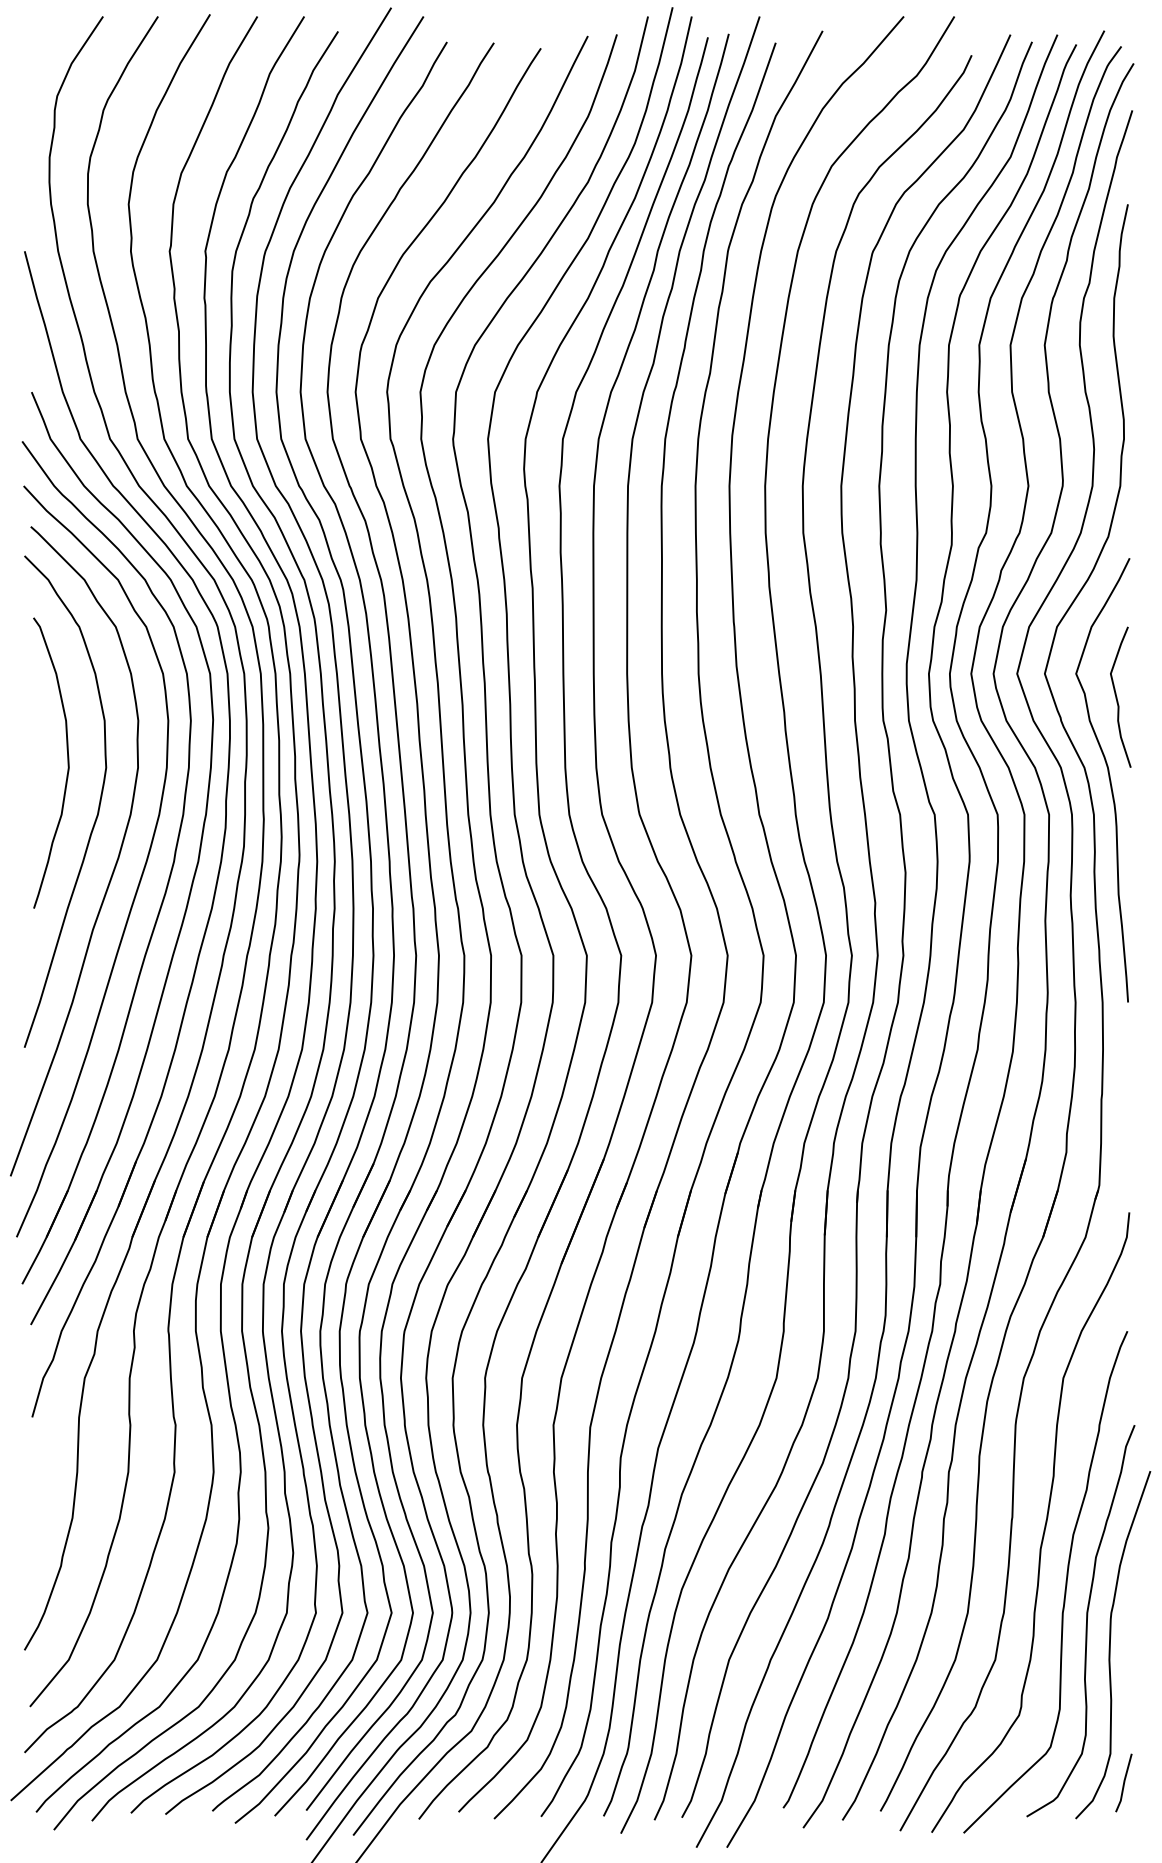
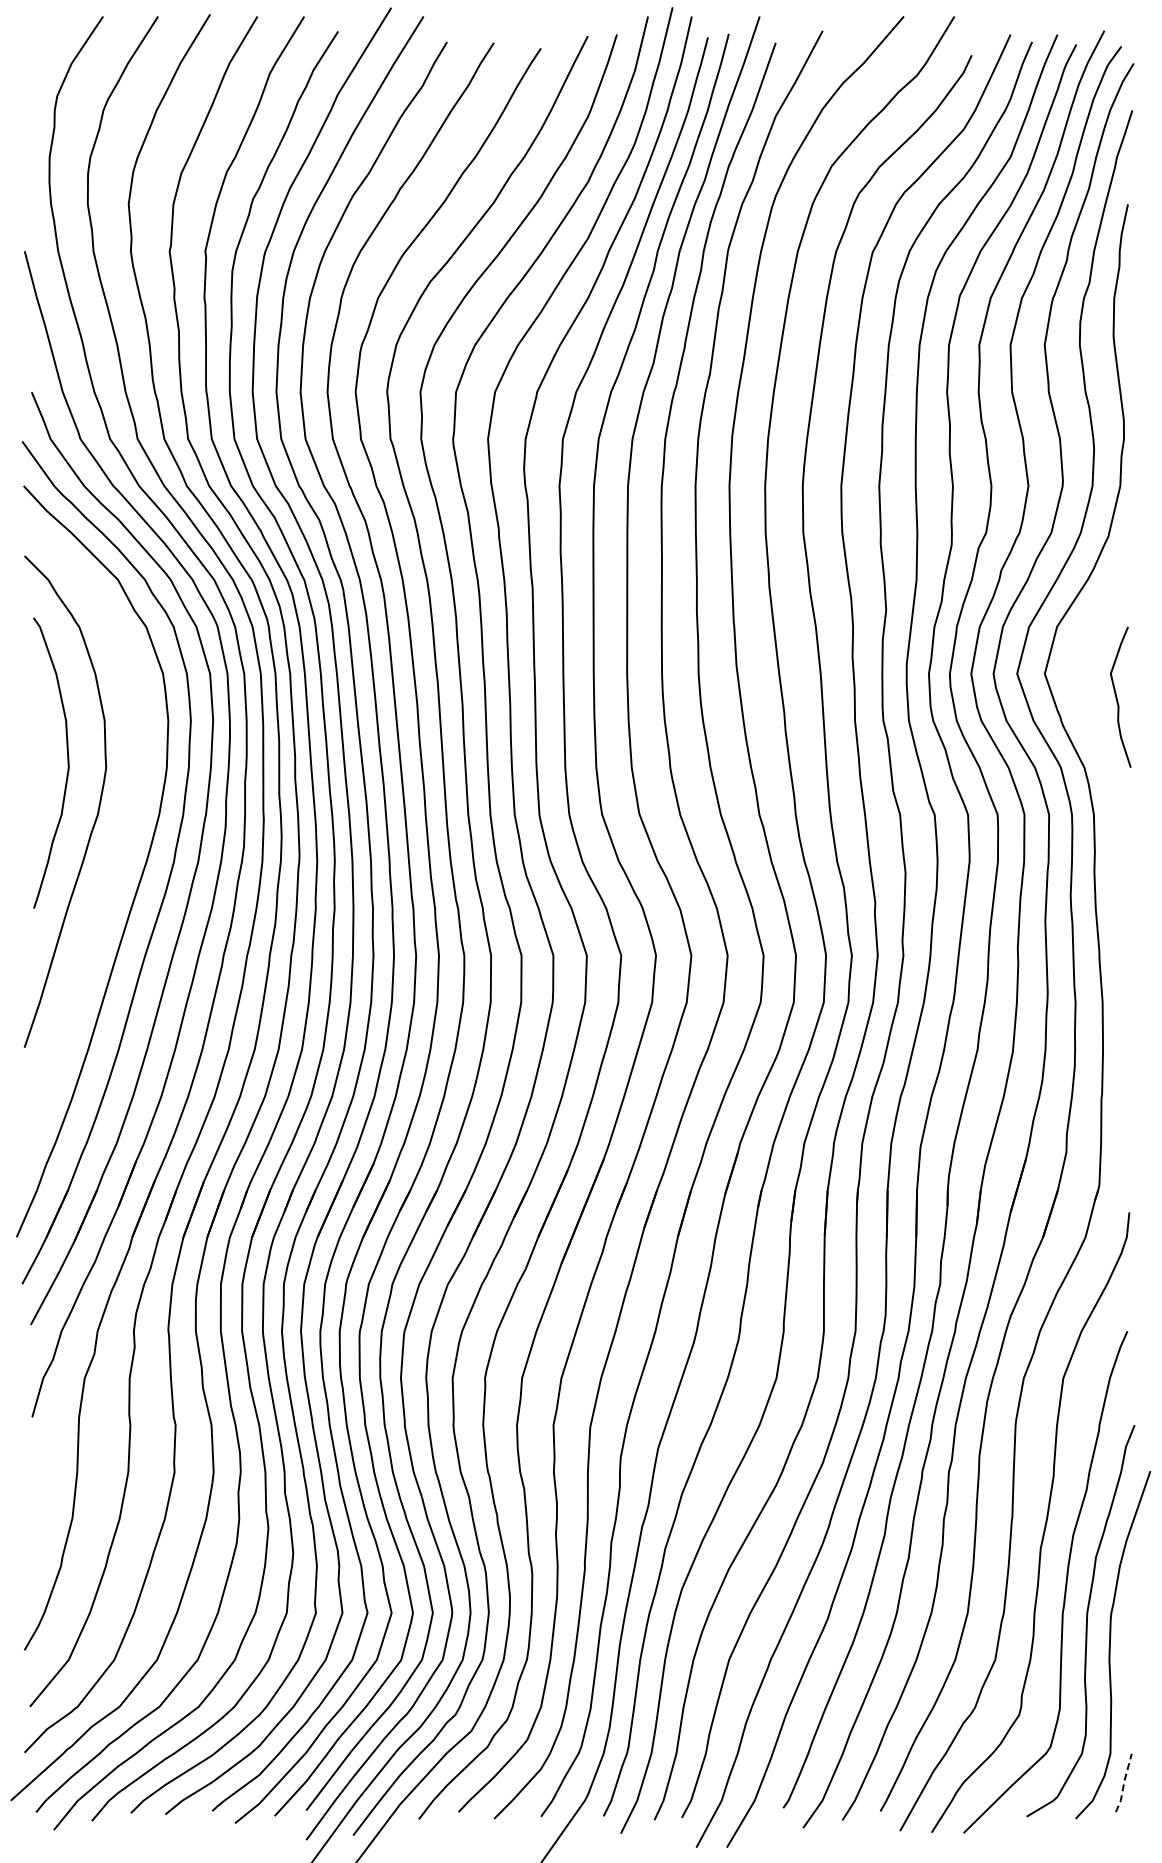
curve: present -> none (1108, 777)
curve: present -> none (114, 865)
line: solid -> dashed (1124, 1783)
